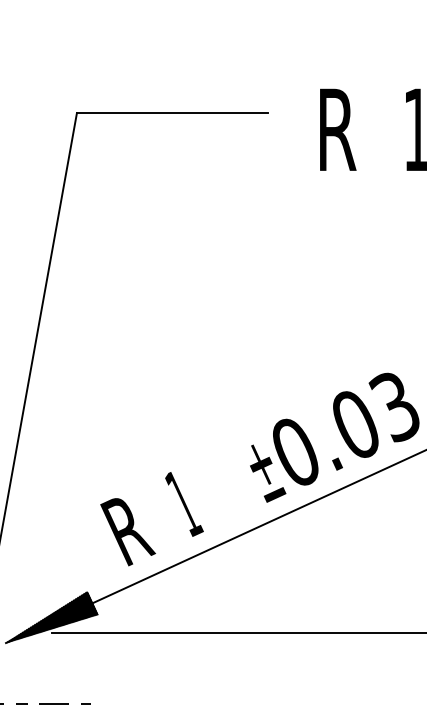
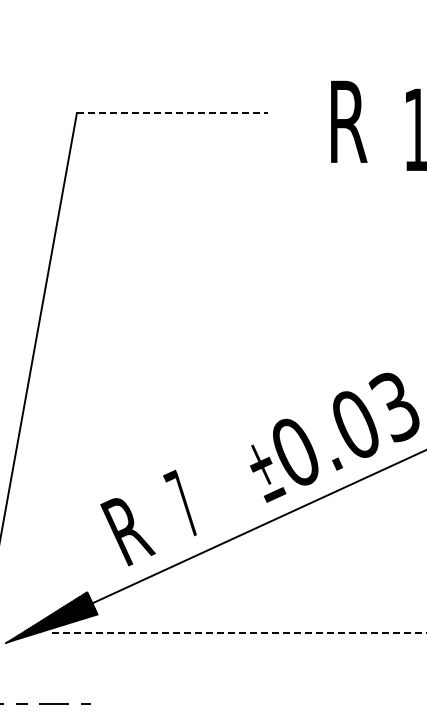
line: solid -> dashed (172, 113)
text position: (338, 129) -> (349, 121) (349, 121)
text: 1 -> 7 (183, 502)
line: solid -> dashed (239, 632)
